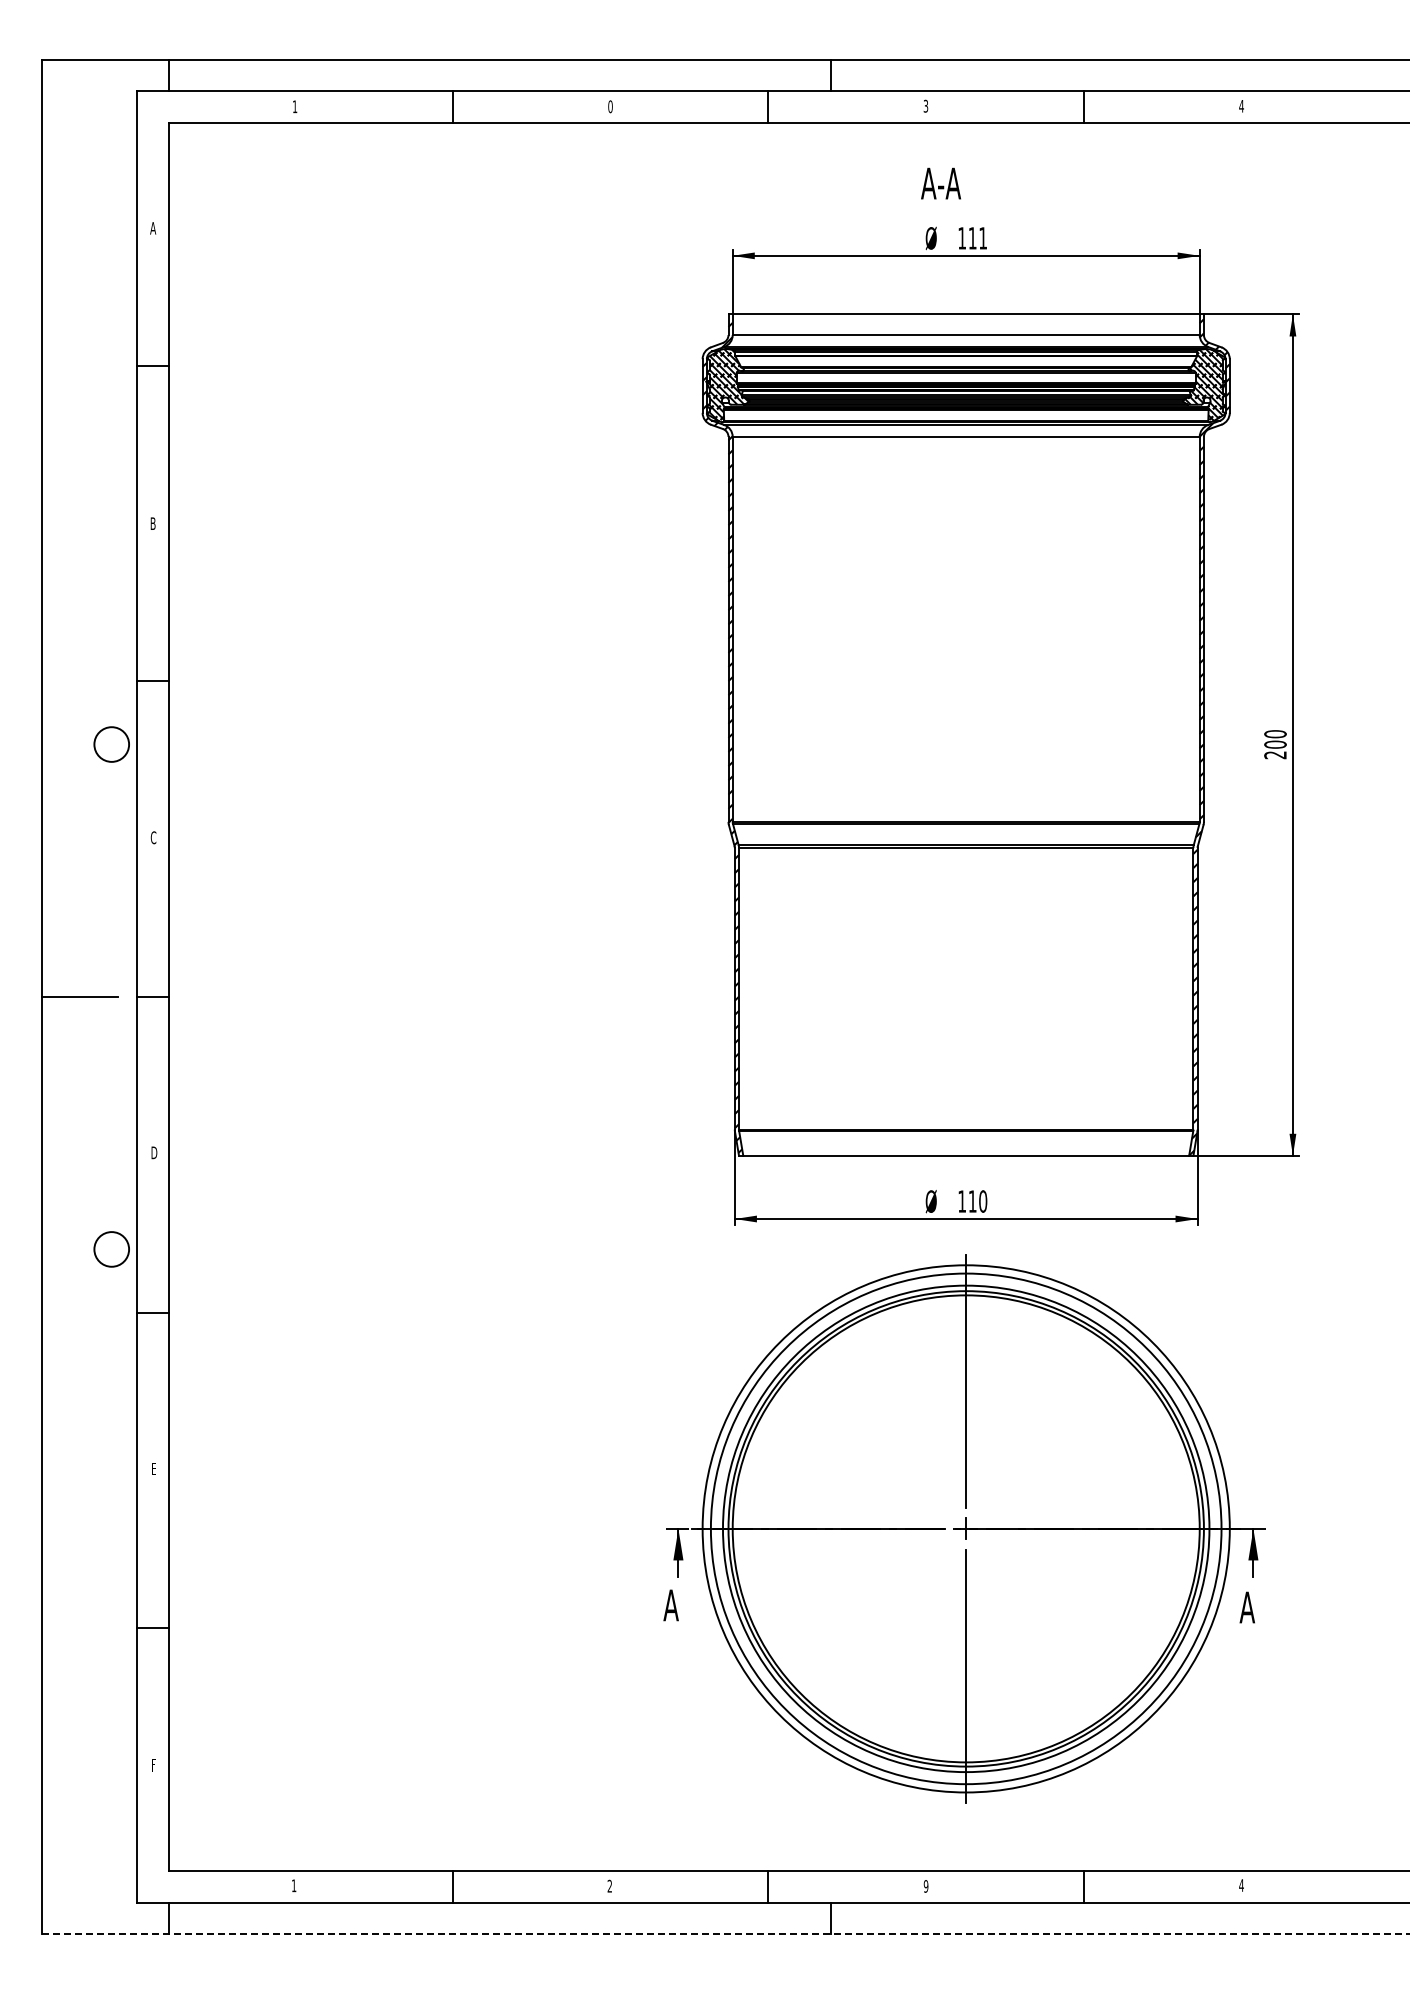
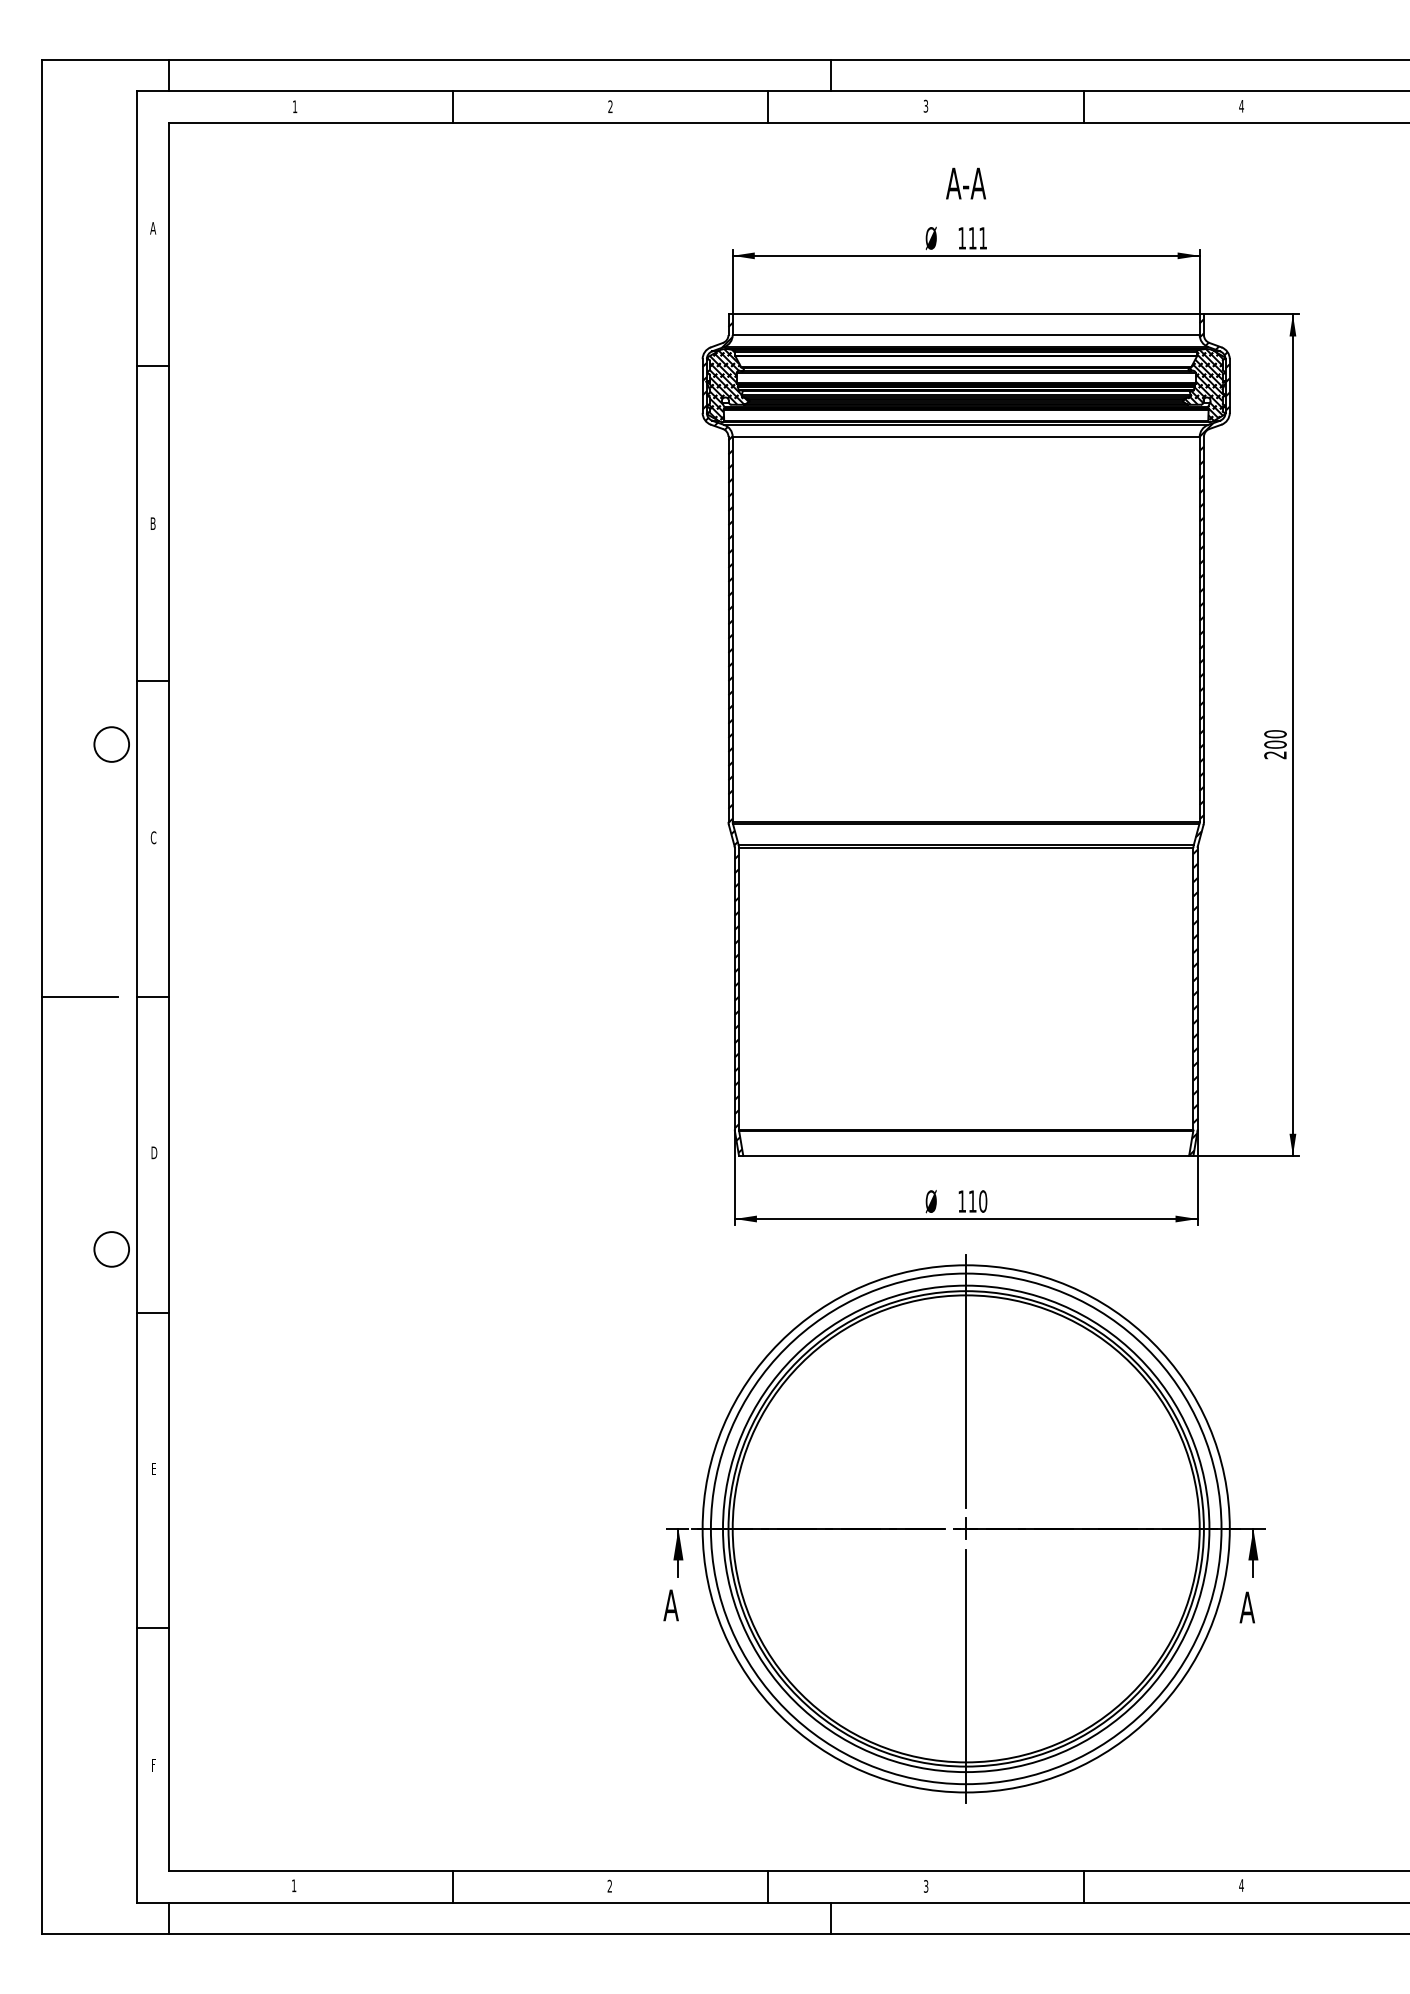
text: 0 -> 2 (610, 106)
text position: (940, 183) -> (965, 183) (965, 183)
text: 9 -> 3 (925, 1886)
line: dashed -> solid (726, 1934)
